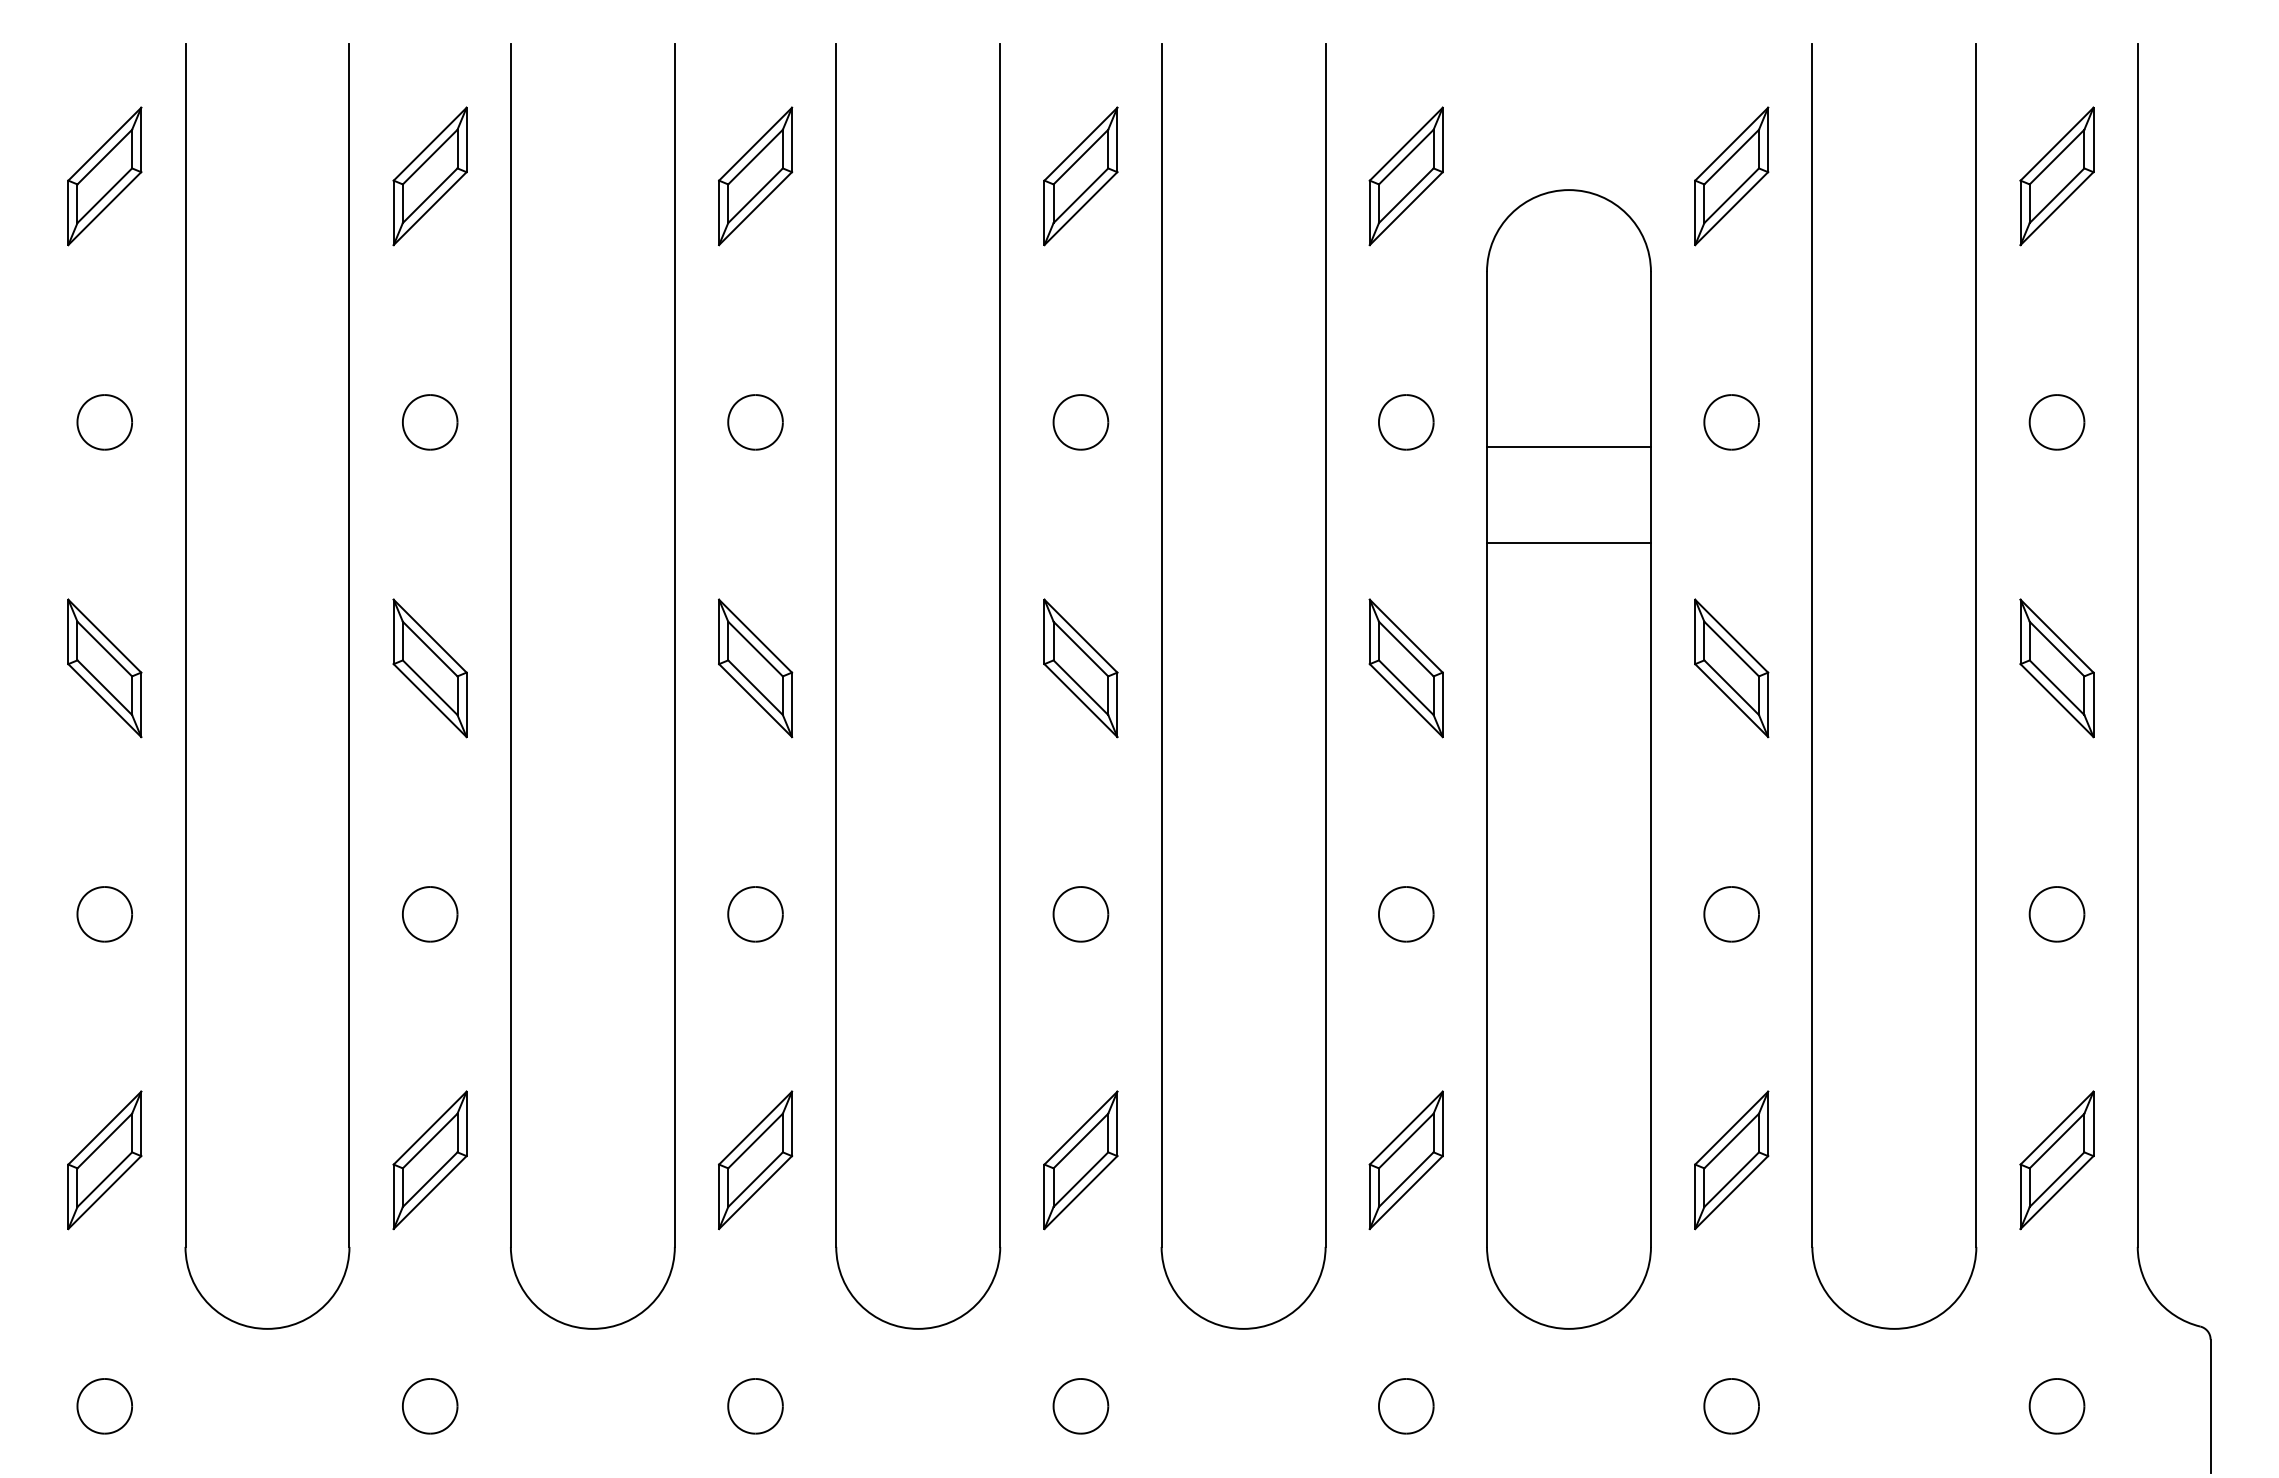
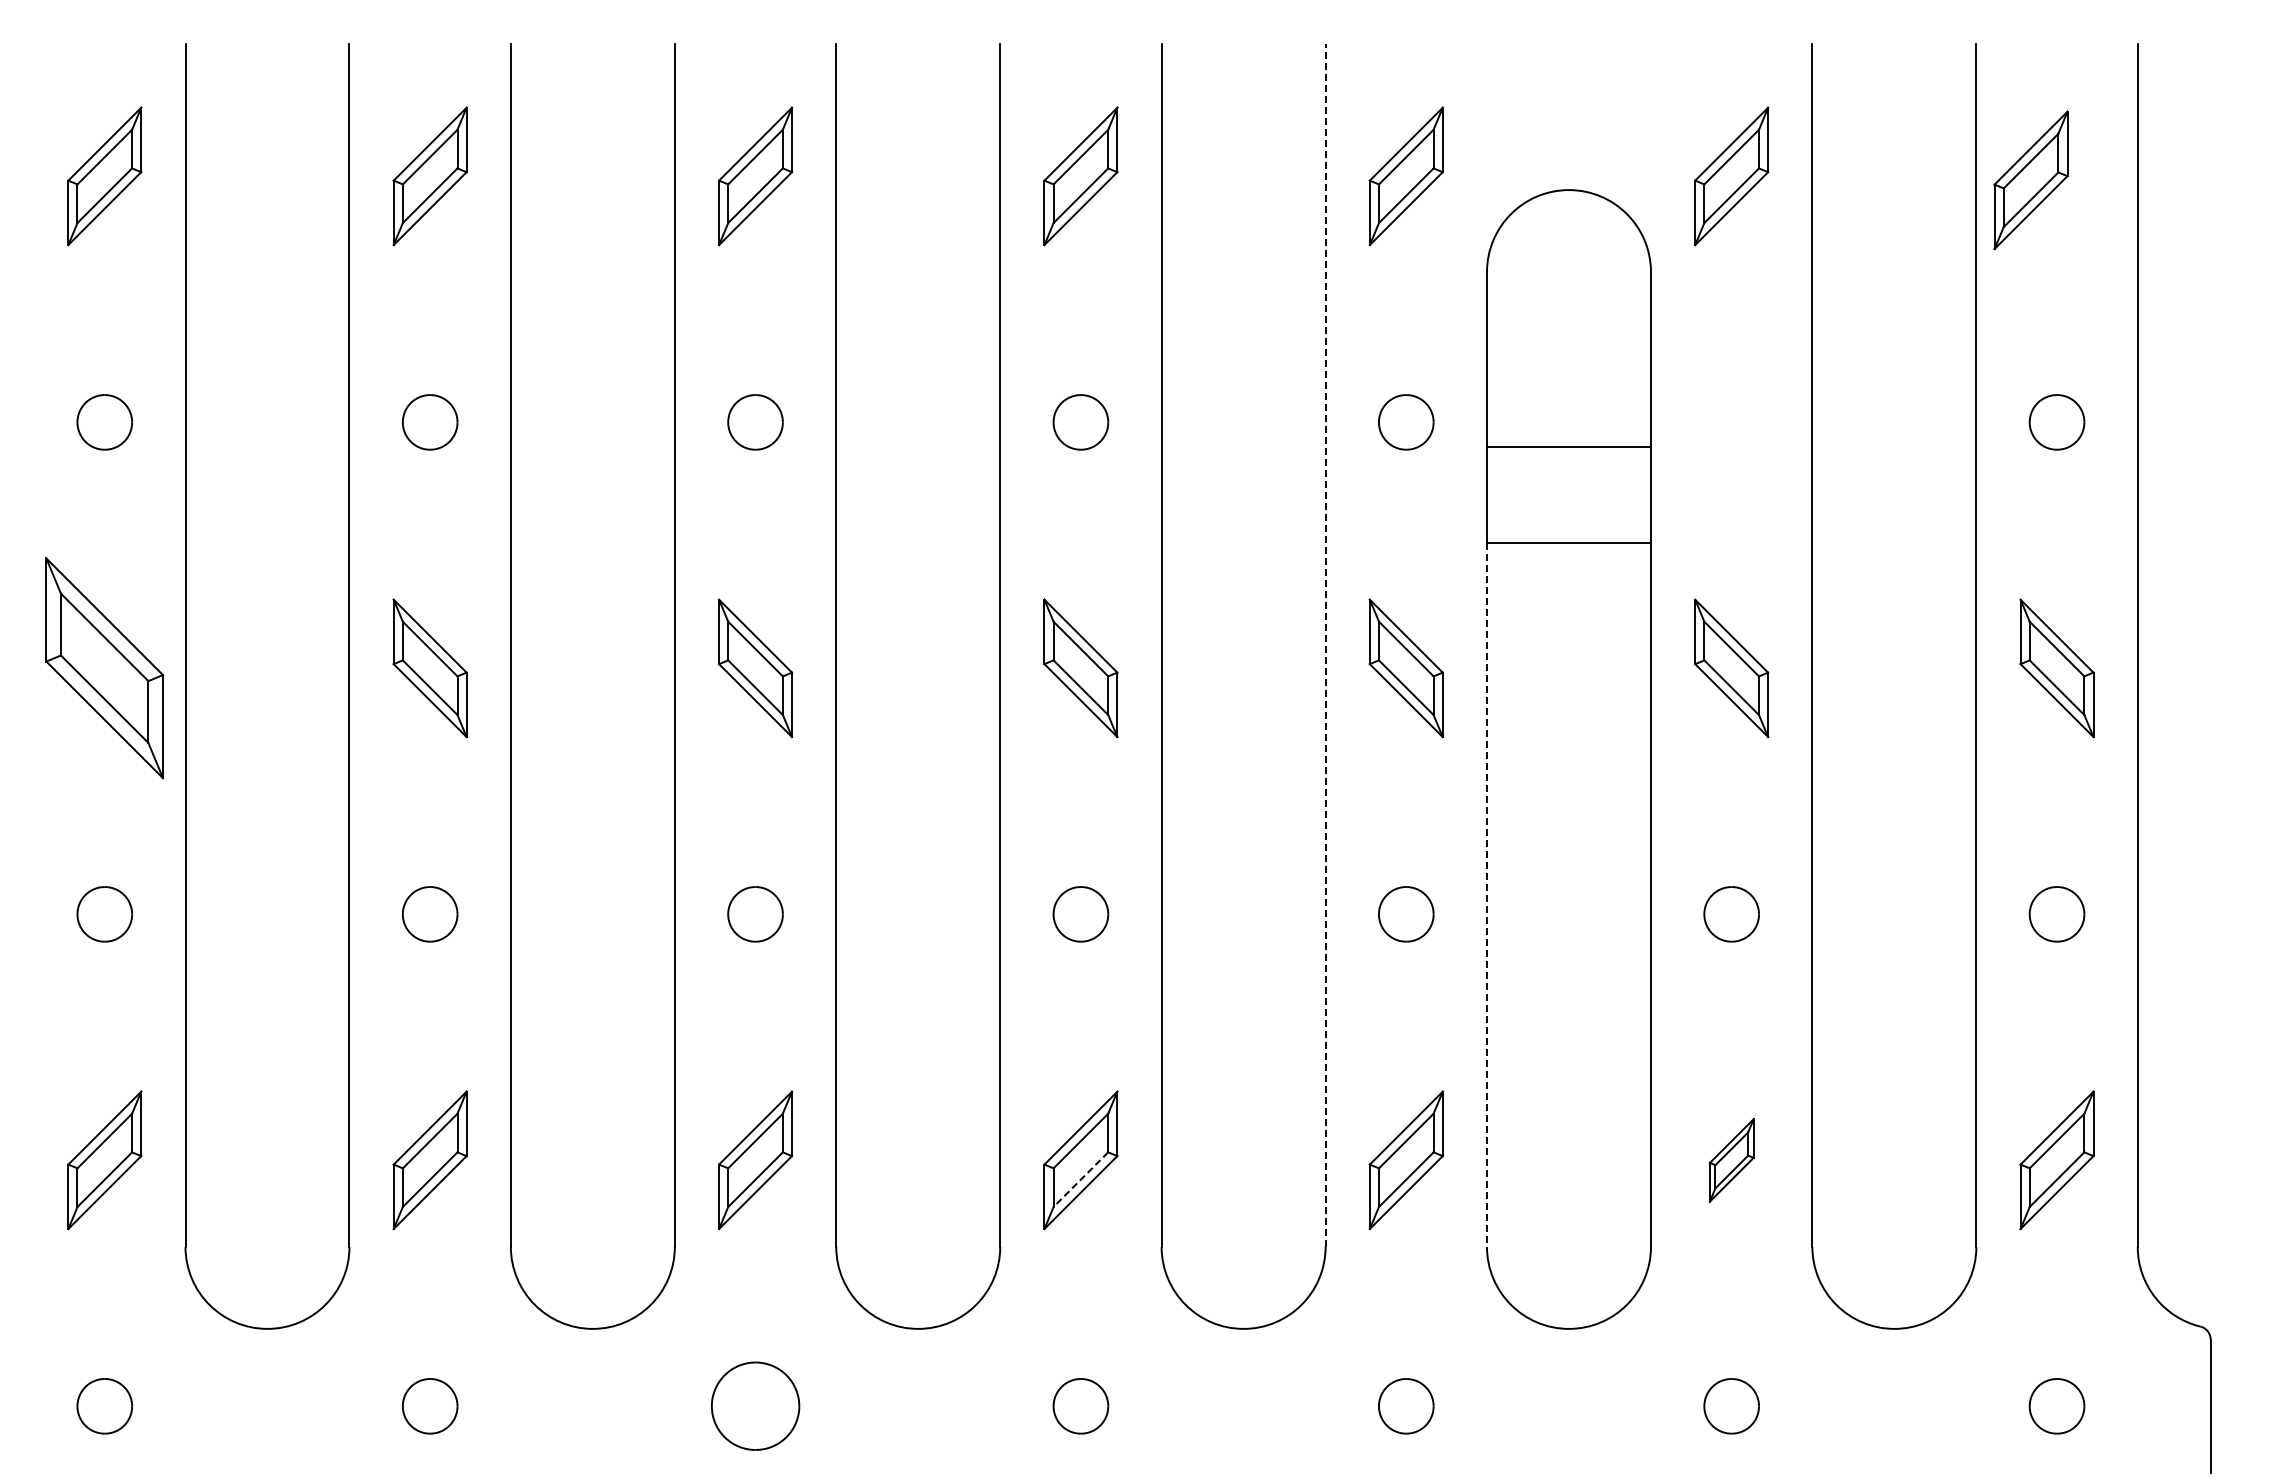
part position: (2056, 176) -> (2030, 180) (2030, 180)
part: present -> none (1731, 422)
line: solid -> dashed (1325, 645)
part size: 76x141 px -> 120x223 px (104, 668)
line: solid -> dashed (1486, 895)
part size: 76x141 px -> 47x85 px (1731, 1160)
line: solid -> dashed (1080, 1179)
part size: 57x57 px -> 90x90 px (755, 1405)
